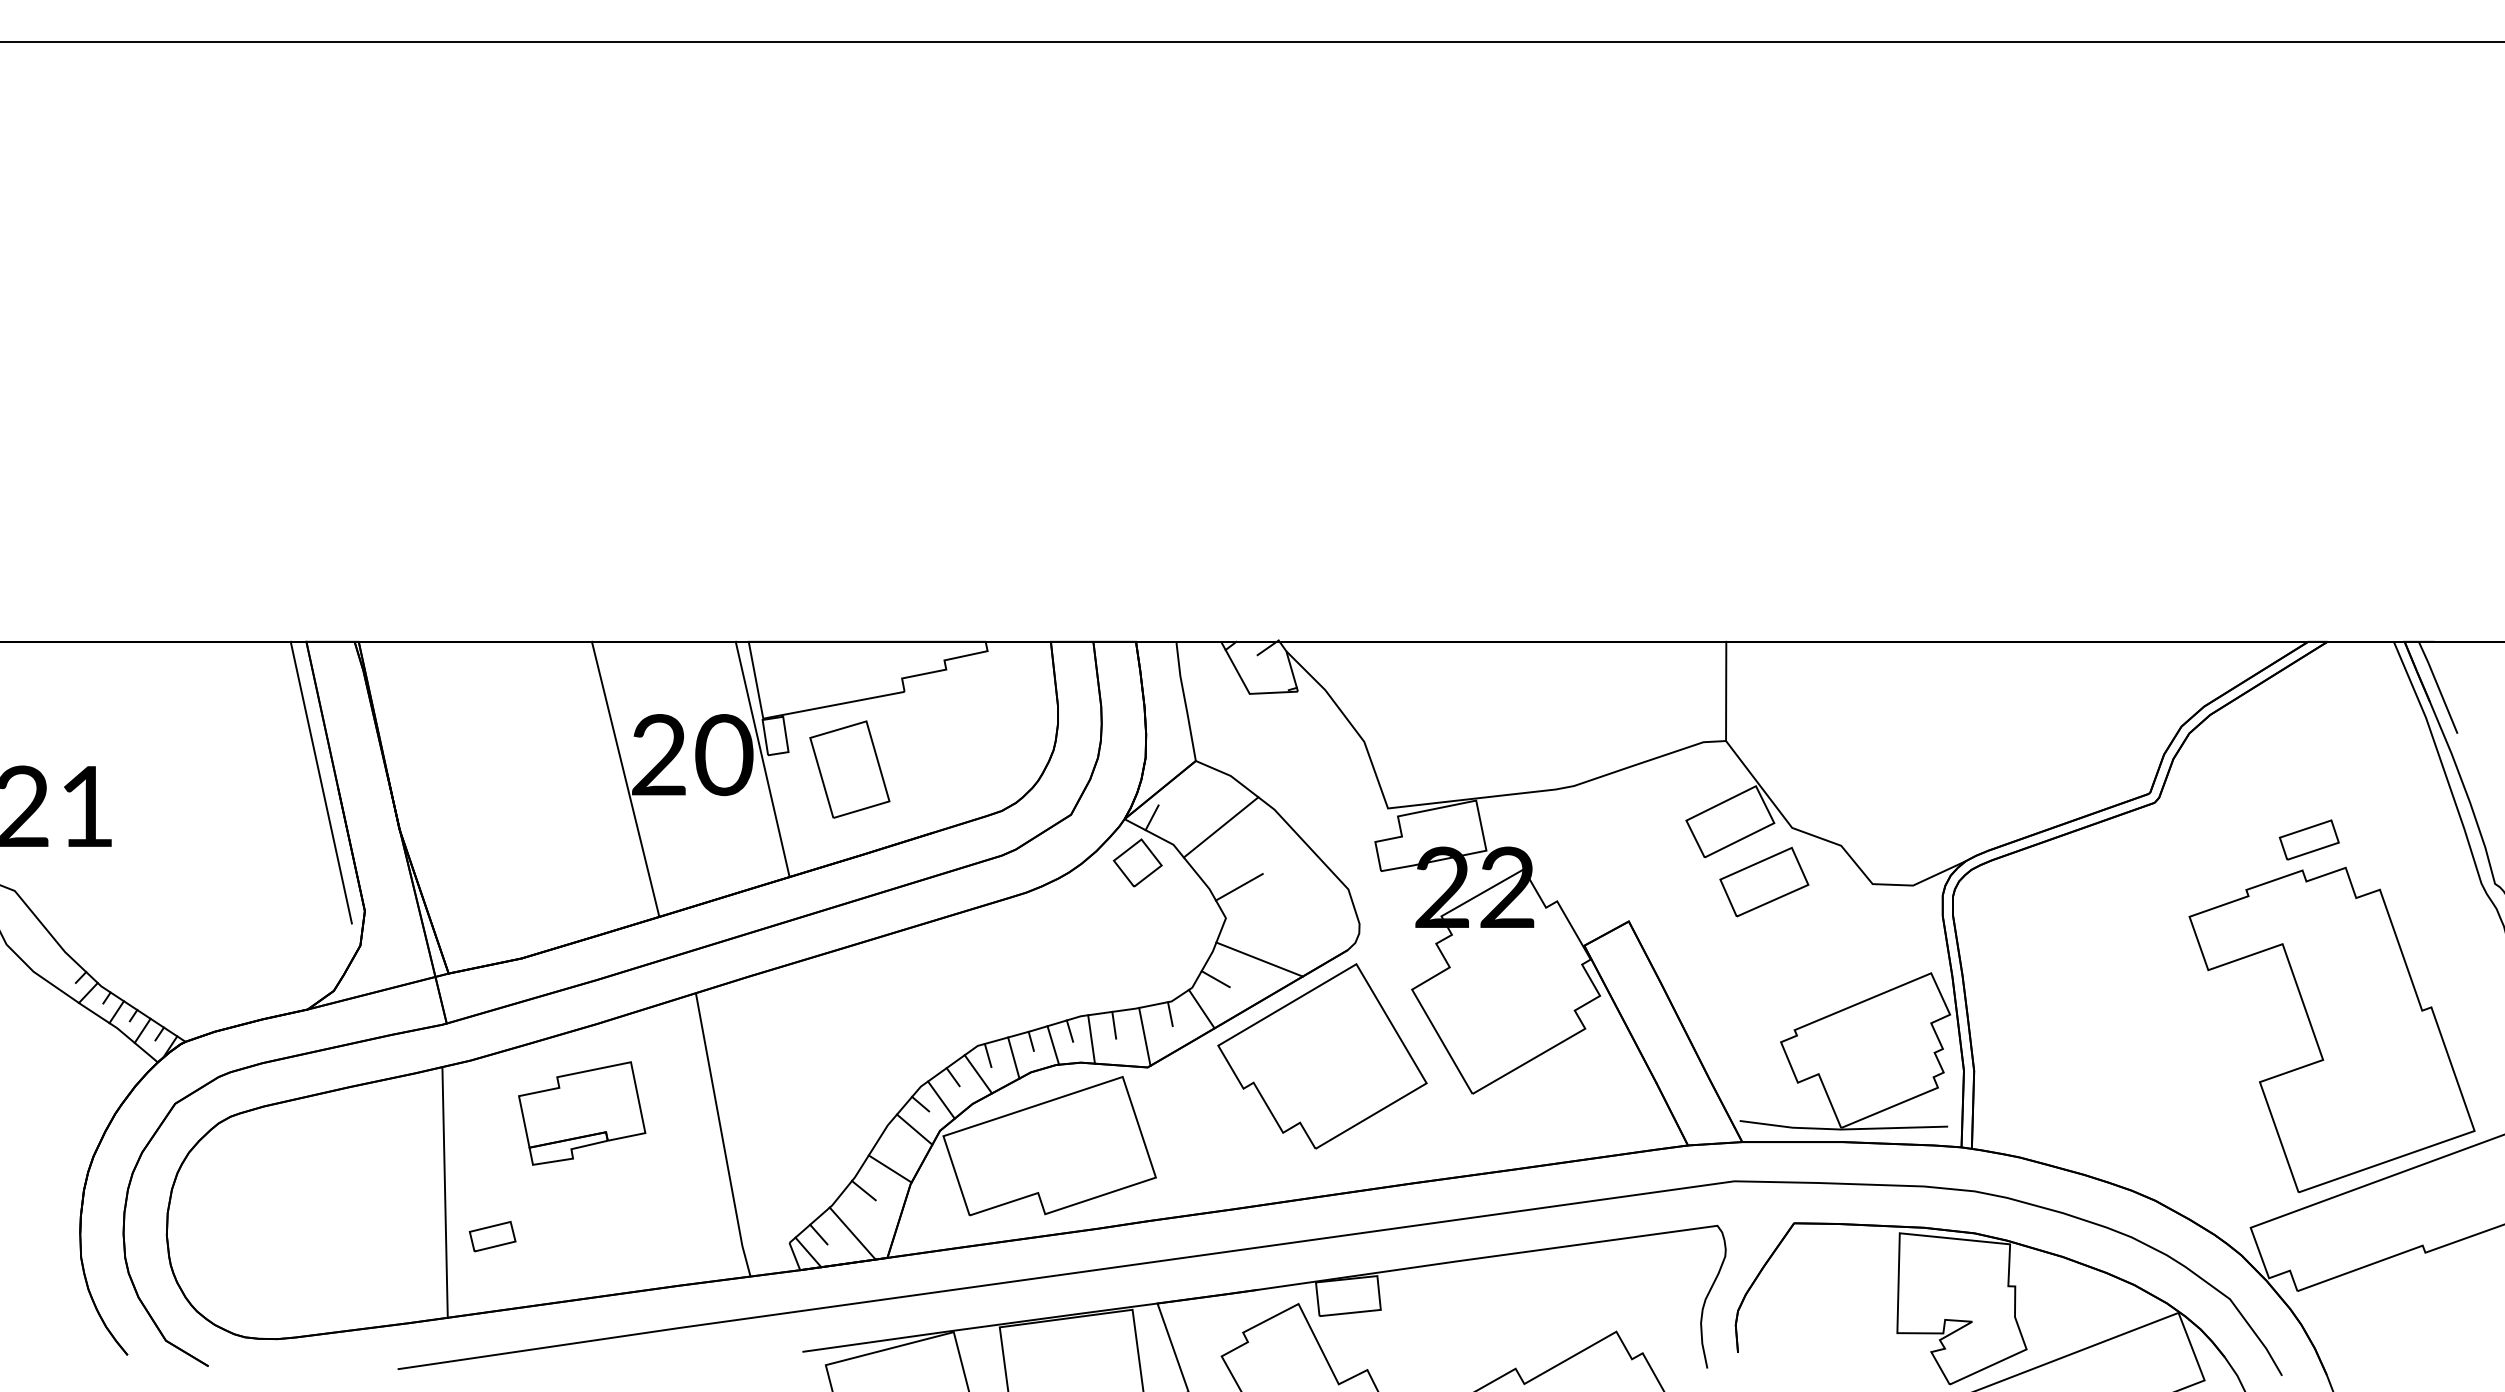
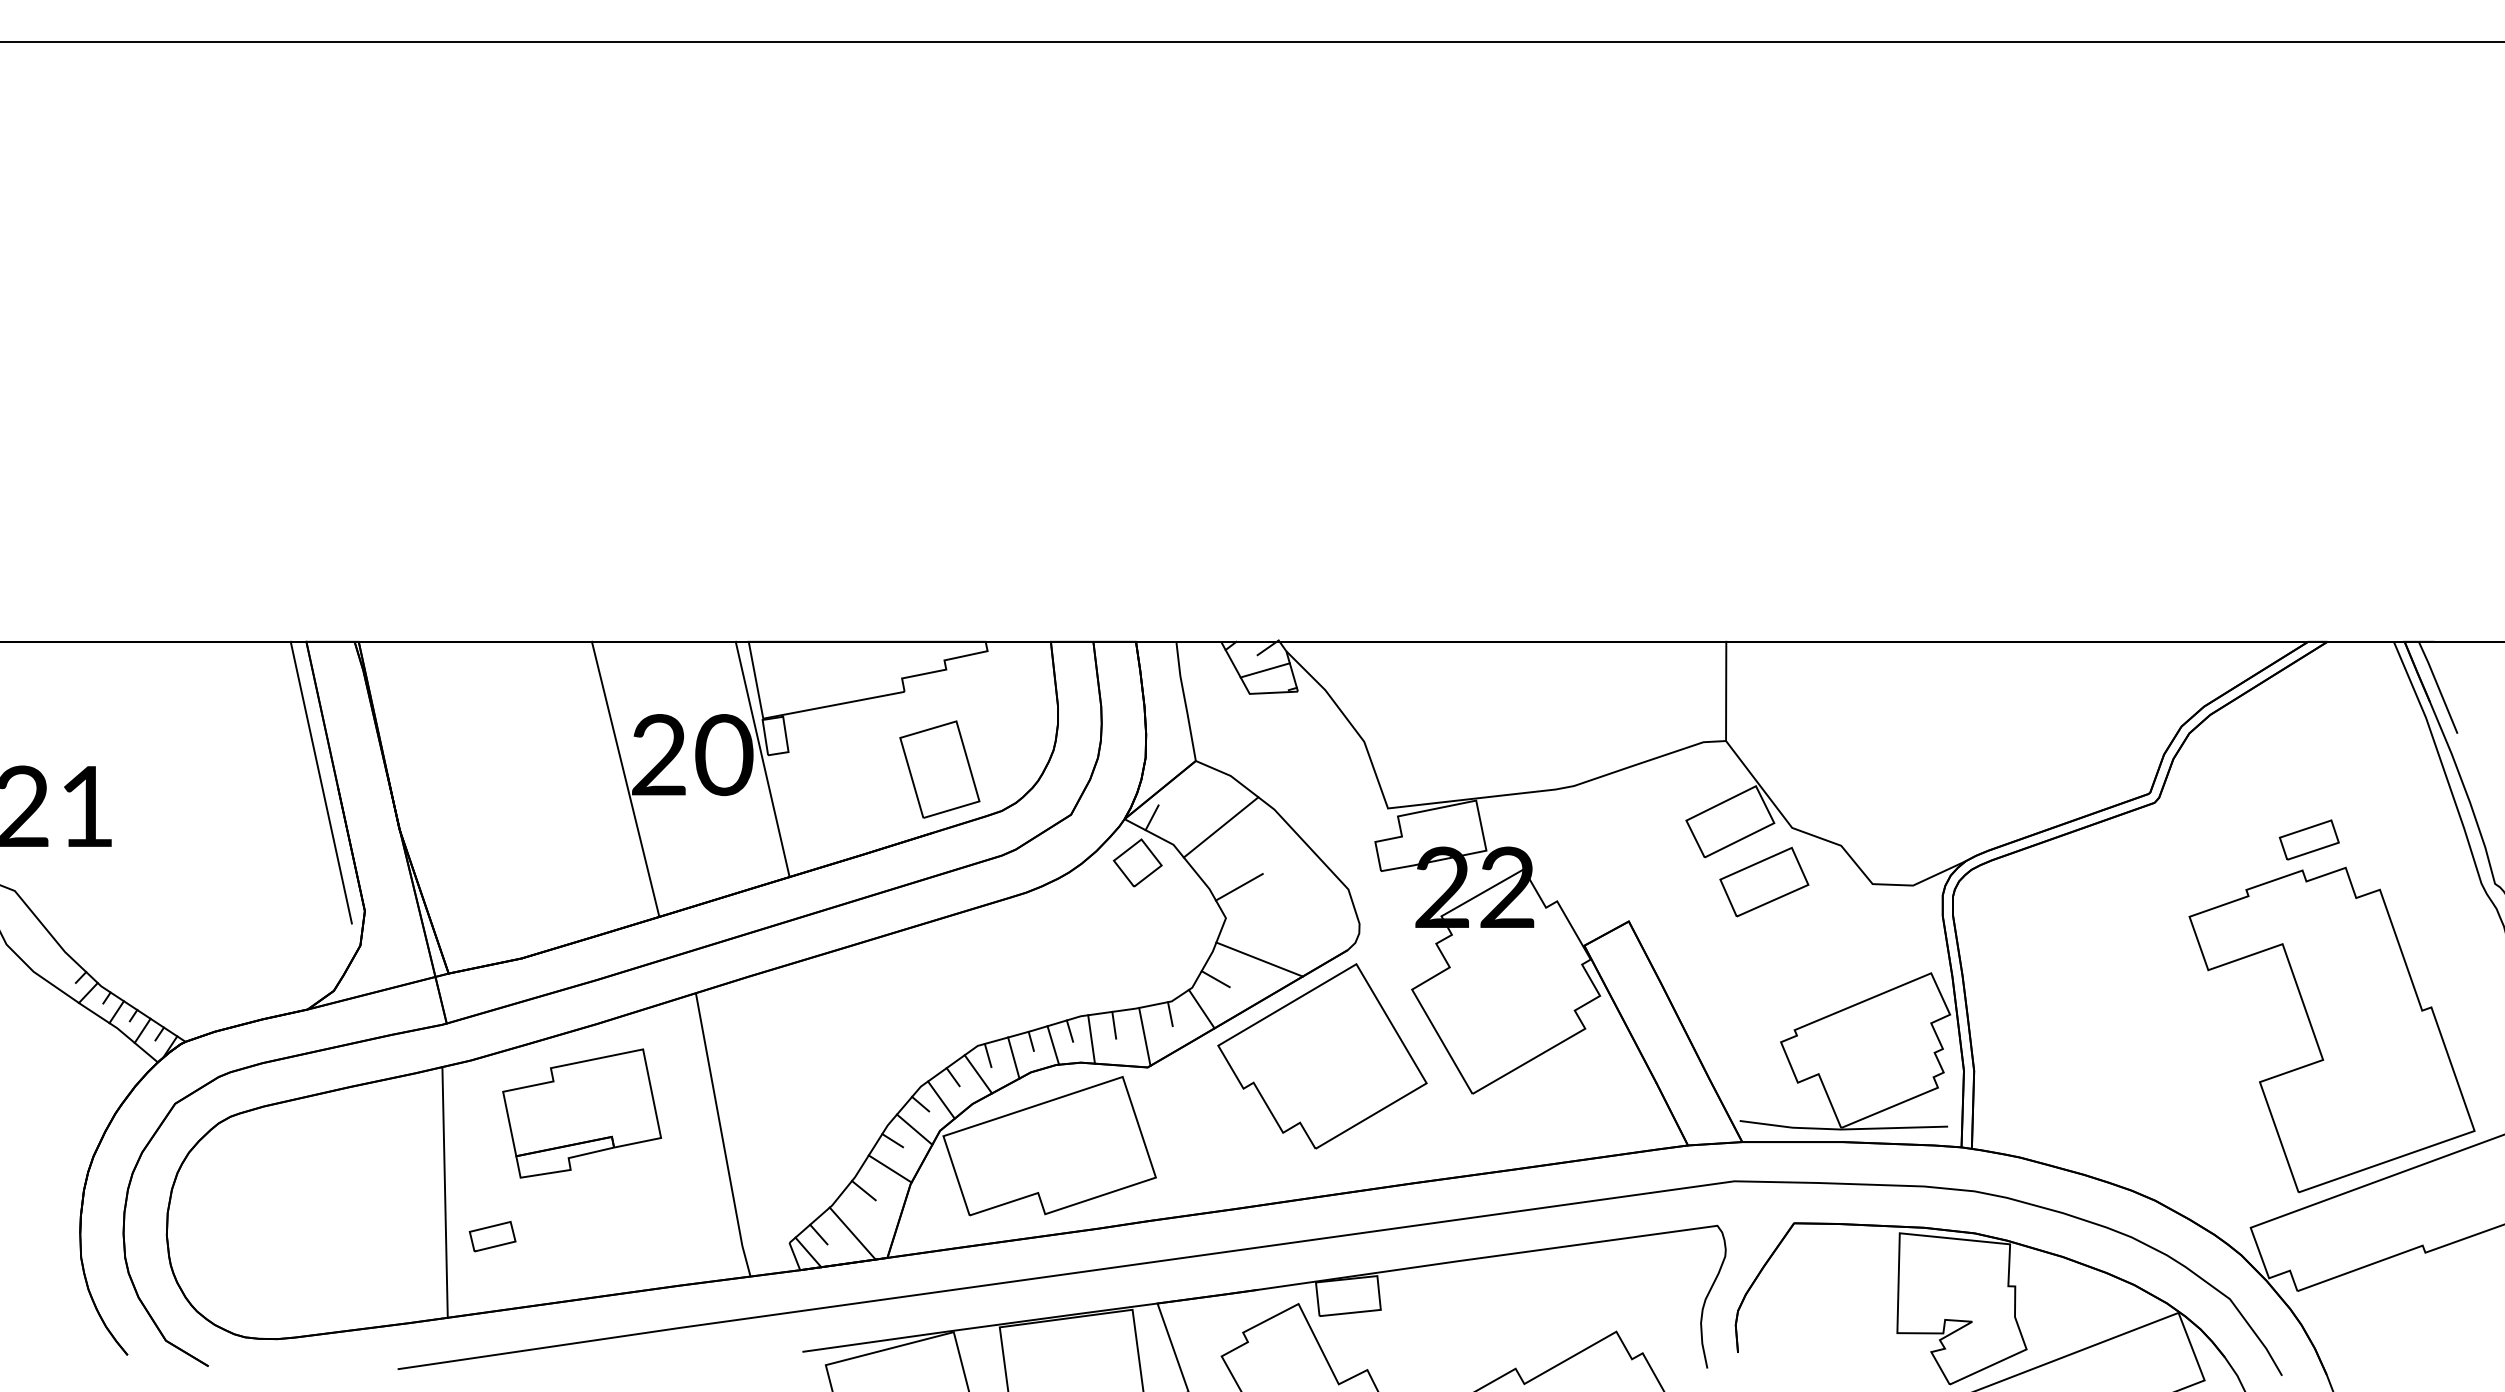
line: none -> present (1264, 670)
part position: (849, 769) -> (939, 769) (939, 769)
part size: 129x105 px -> 161x131 px (582, 1113)
line: none -> present (892, 1140)
